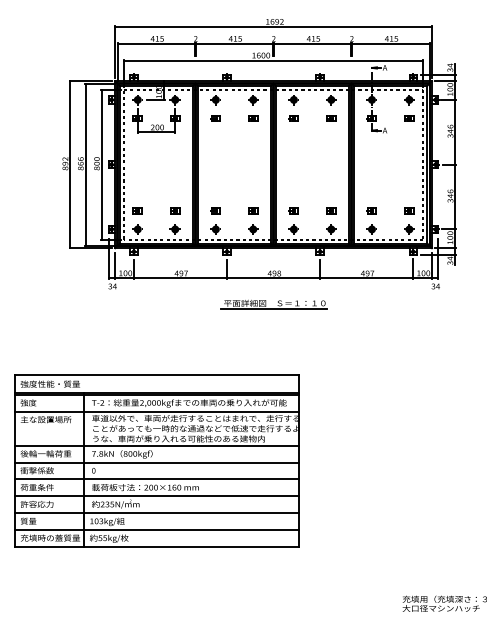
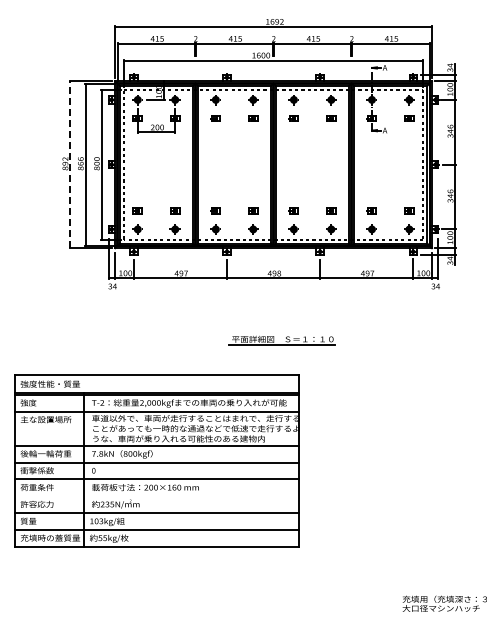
line: solid -> dashed (70, 164)
part position: (273, 304) -> (281, 340) (281, 340)
line: present -> none (156, 496)
